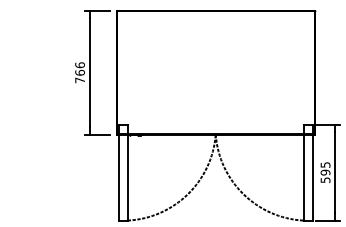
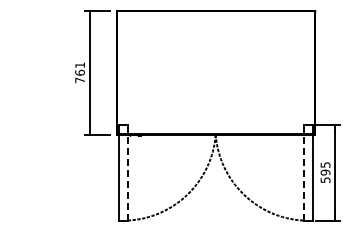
text: 766 -> 761 (79, 65)
line: solid -> dashed (128, 172)
line: solid -> dashed (303, 172)
